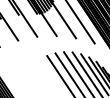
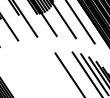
line: present -> none (77, 72)
line: present -> none (59, 74)
